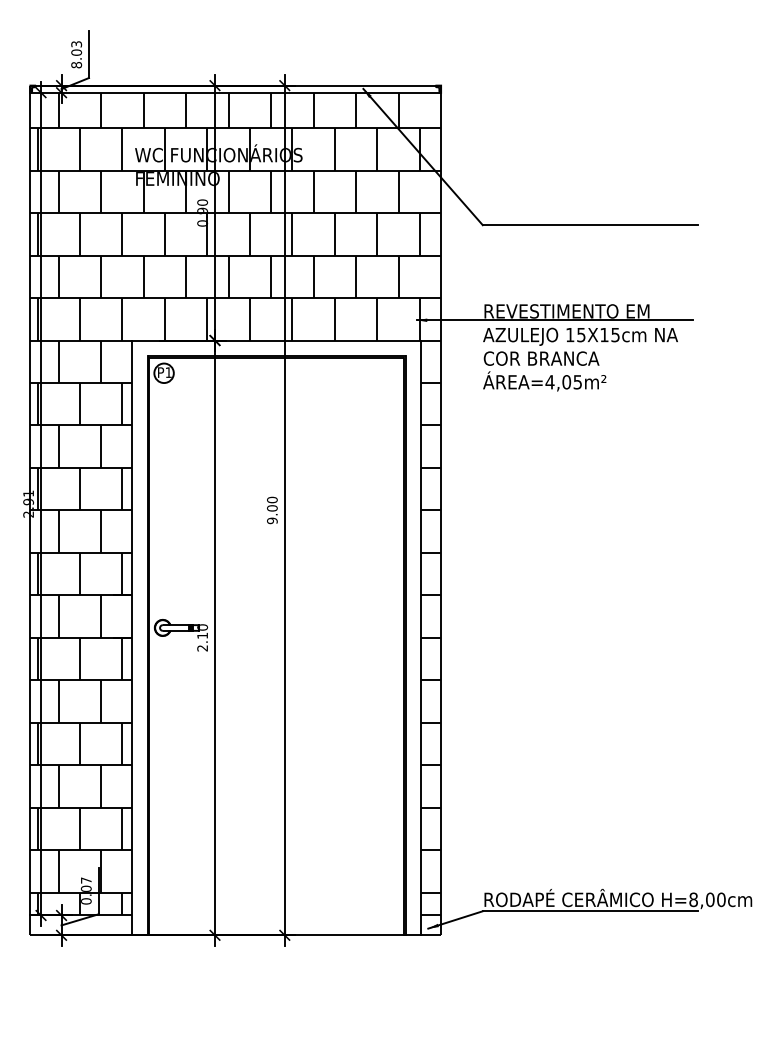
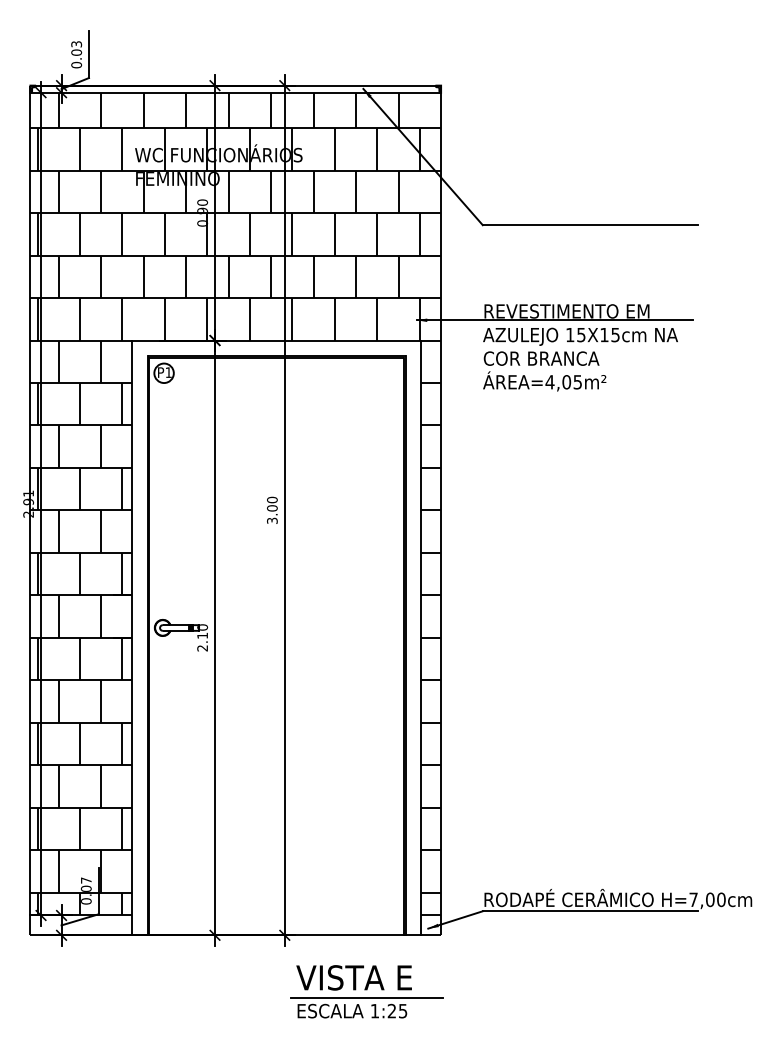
text: 8.03 -> 0.03 (76, 64)
text: 9.00 -> 3.00 (272, 520)
text: H=8,00cm -> H=7,00cm (693, 899)
part: none -> present (366, 991)
